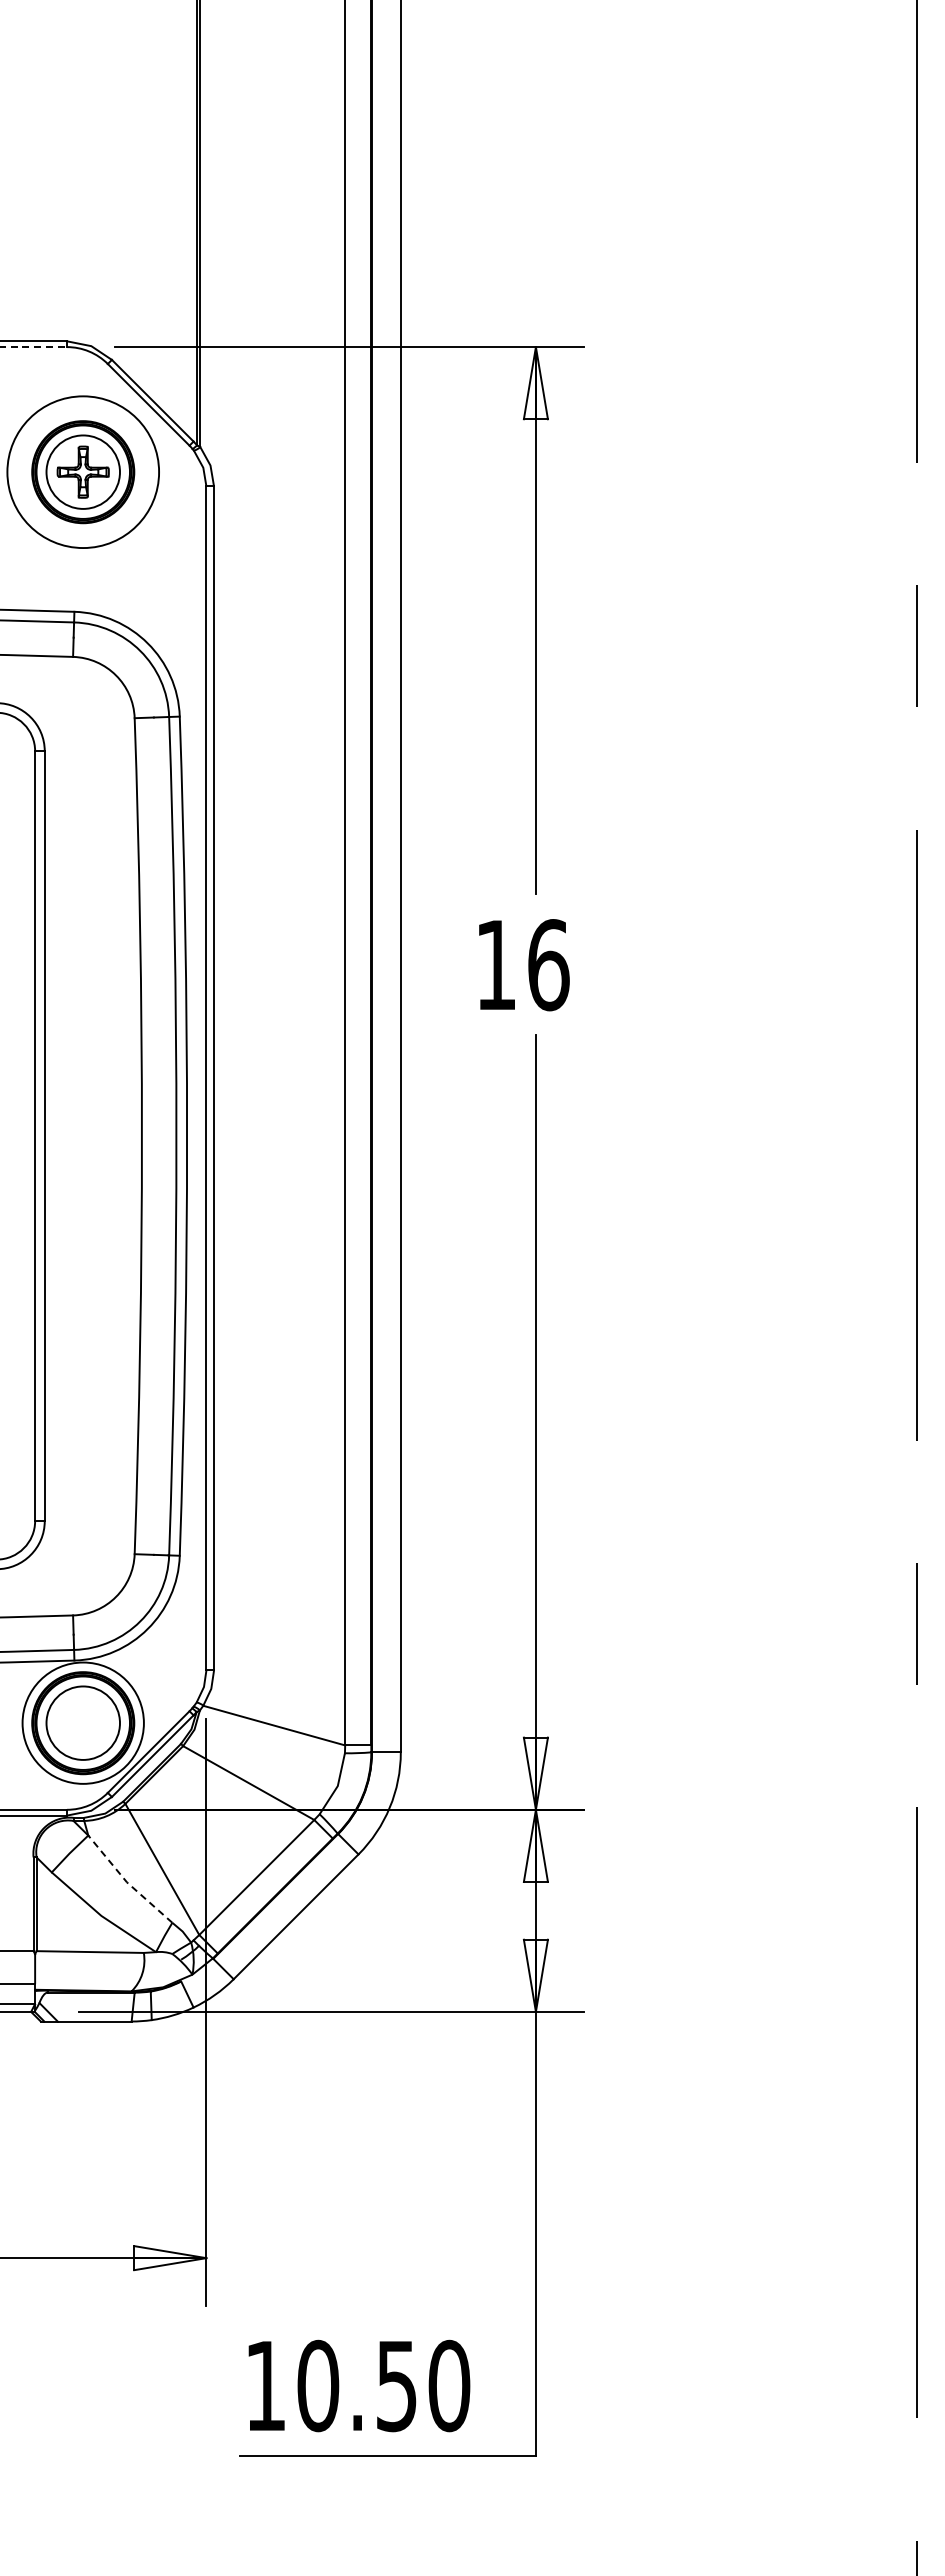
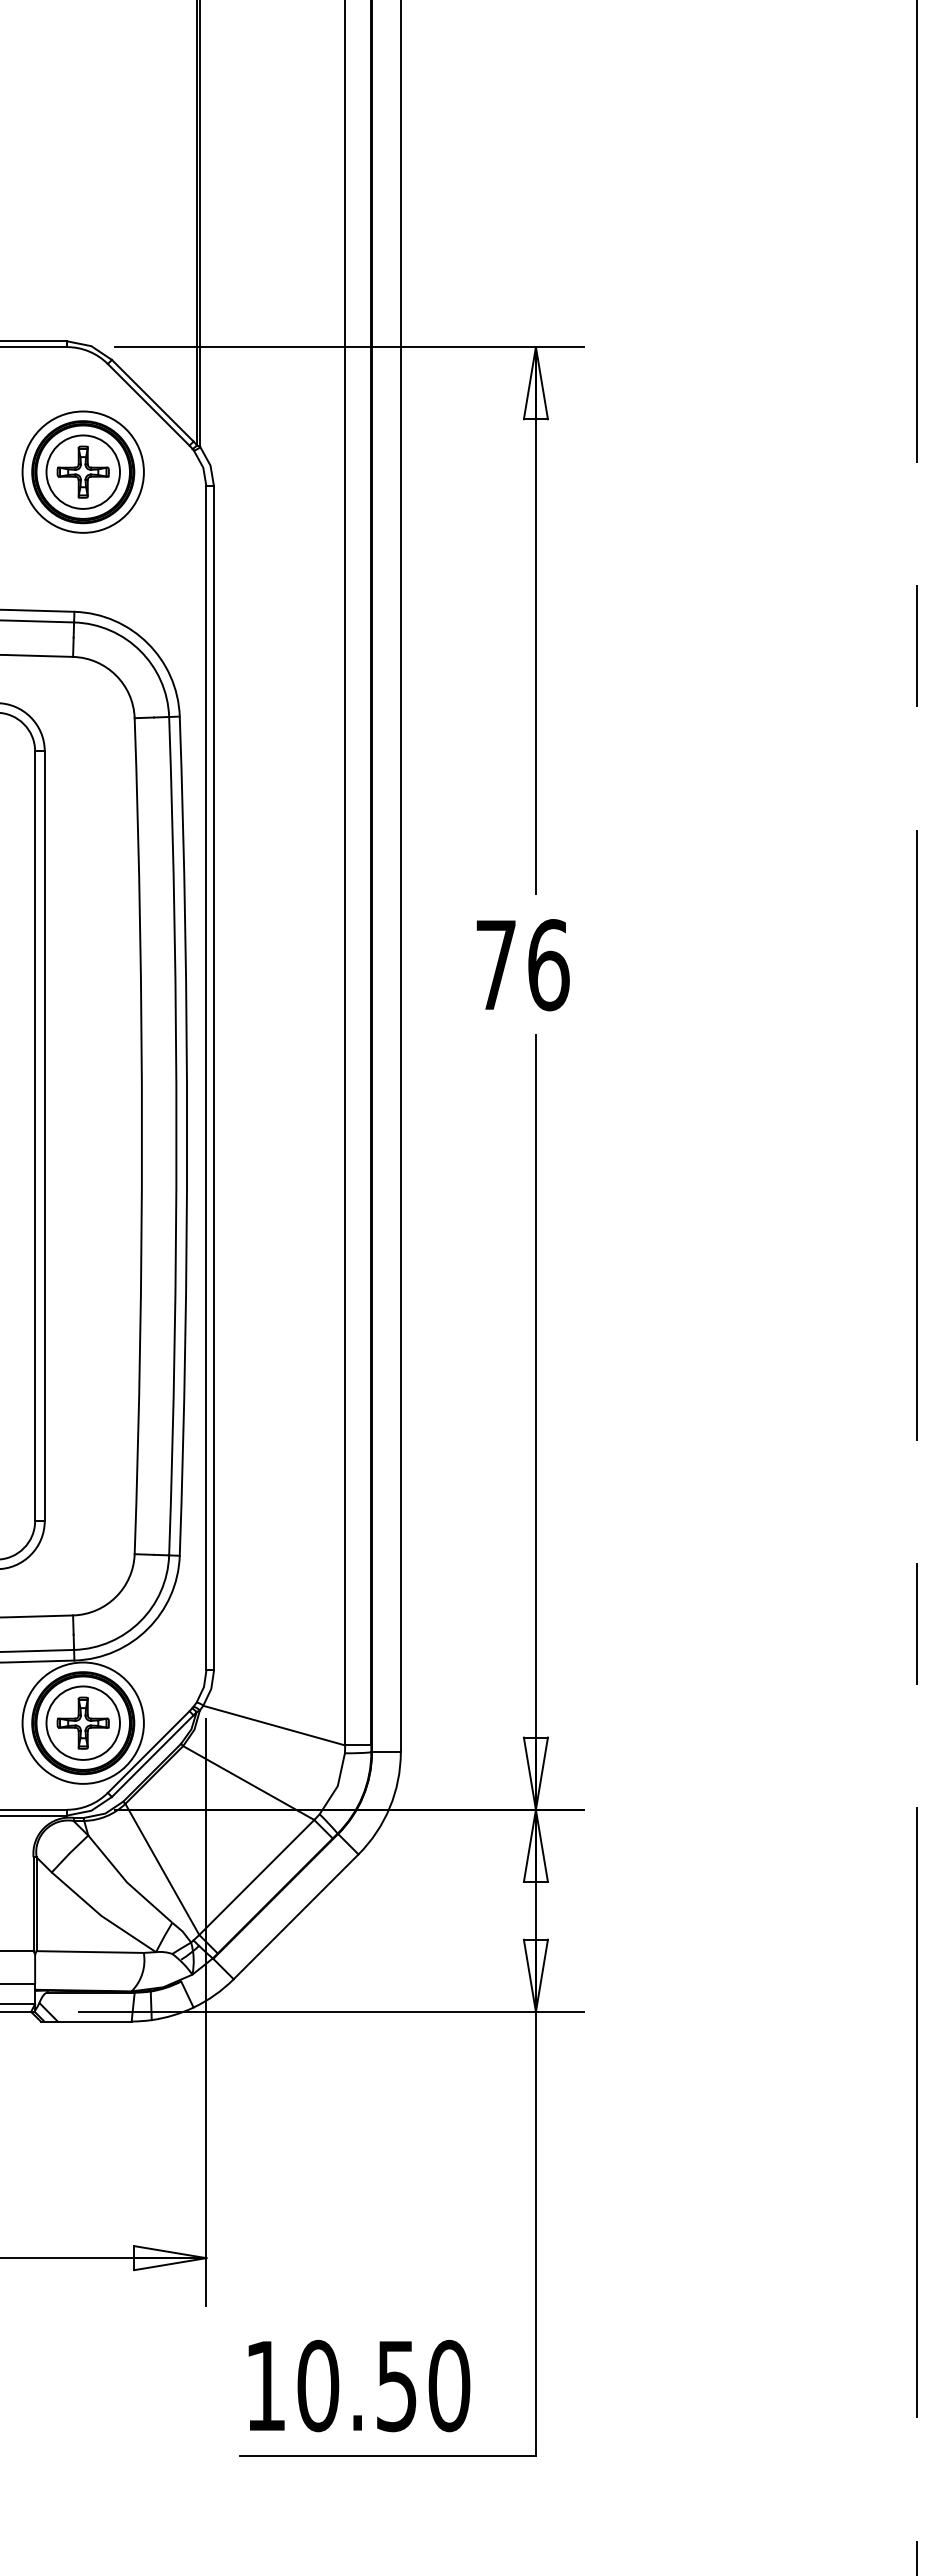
line: dashed -> solid (34, 347)
circle diameter: 152 px -> 121 px (82, 471)
text: 16 -> 76 (495, 964)
part: none -> present (82, 1722)
line: dashed -> solid (127, 1882)
